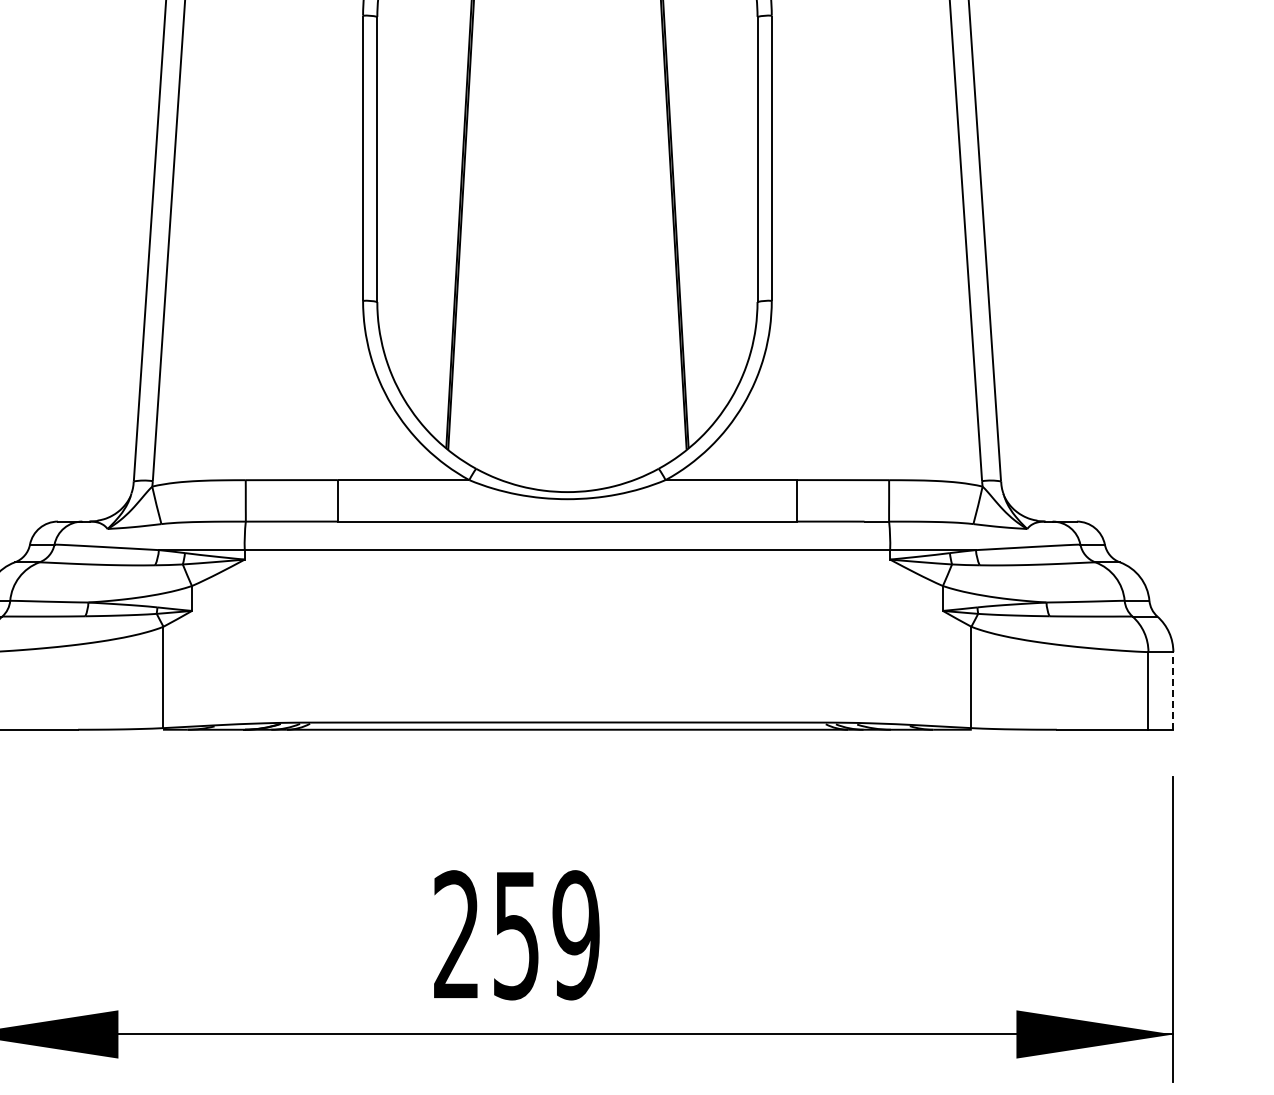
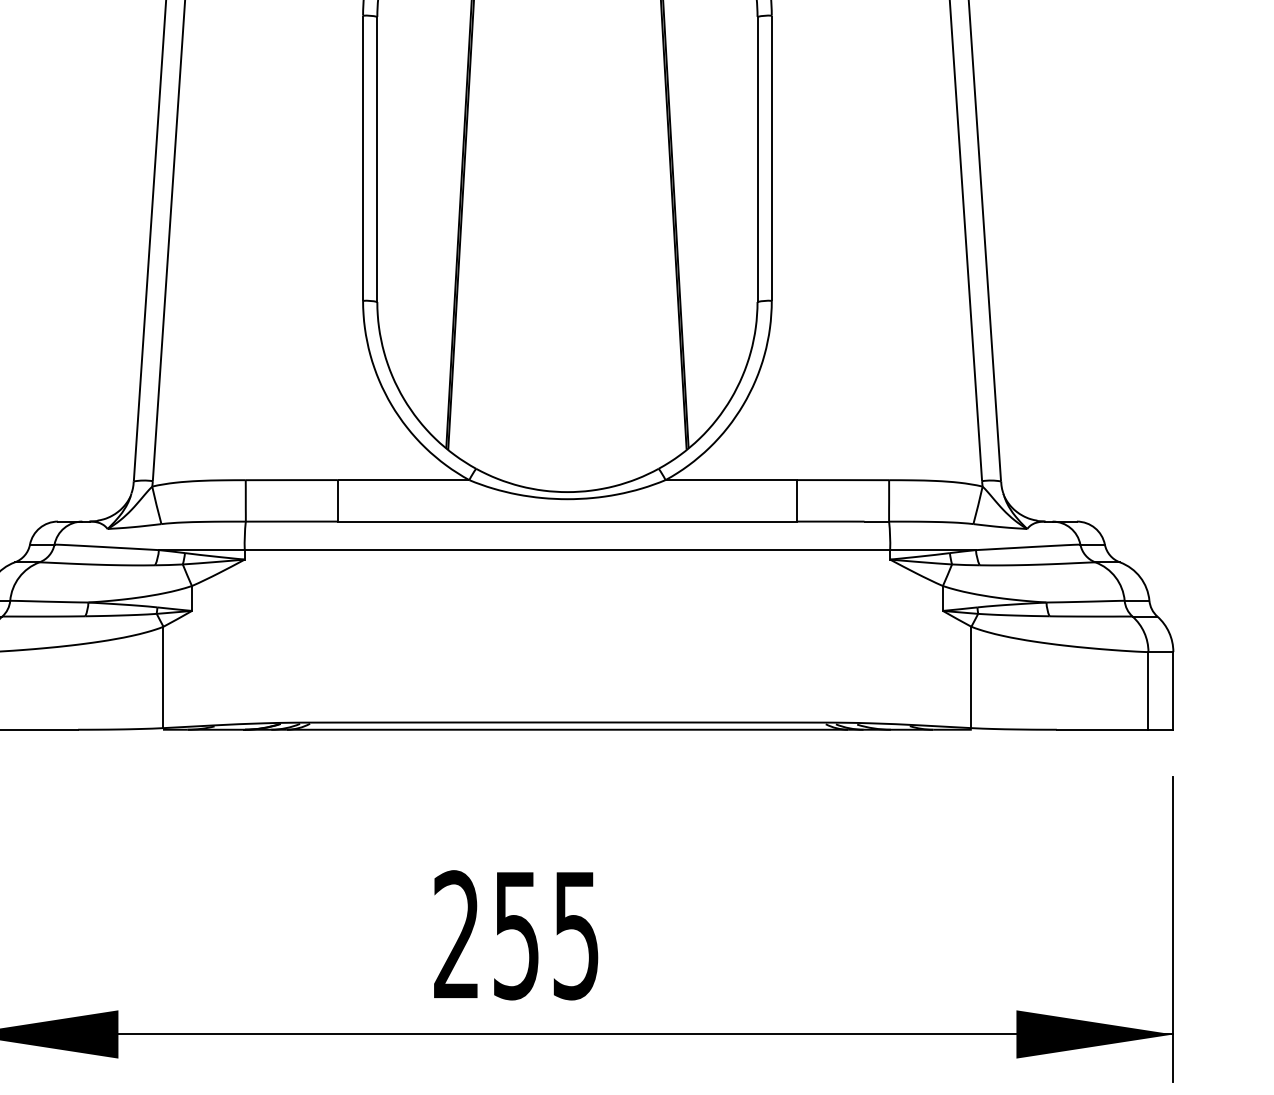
line: dashed -> solid (1173, 690)
text: 259 -> 255 (575, 935)
